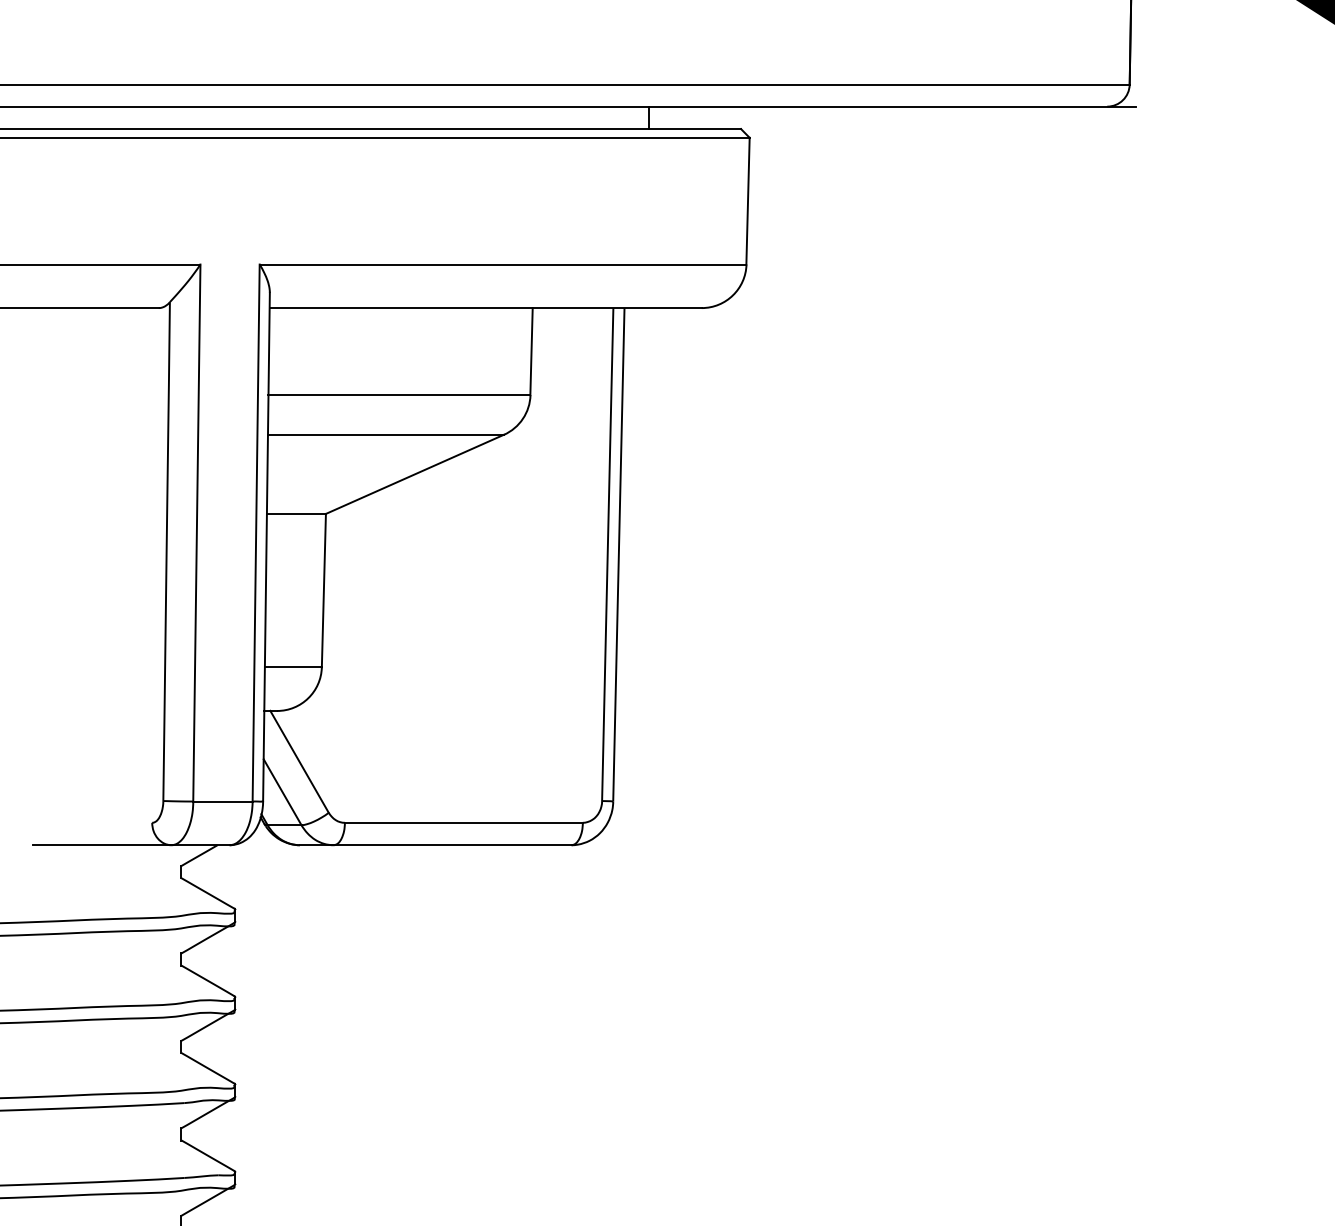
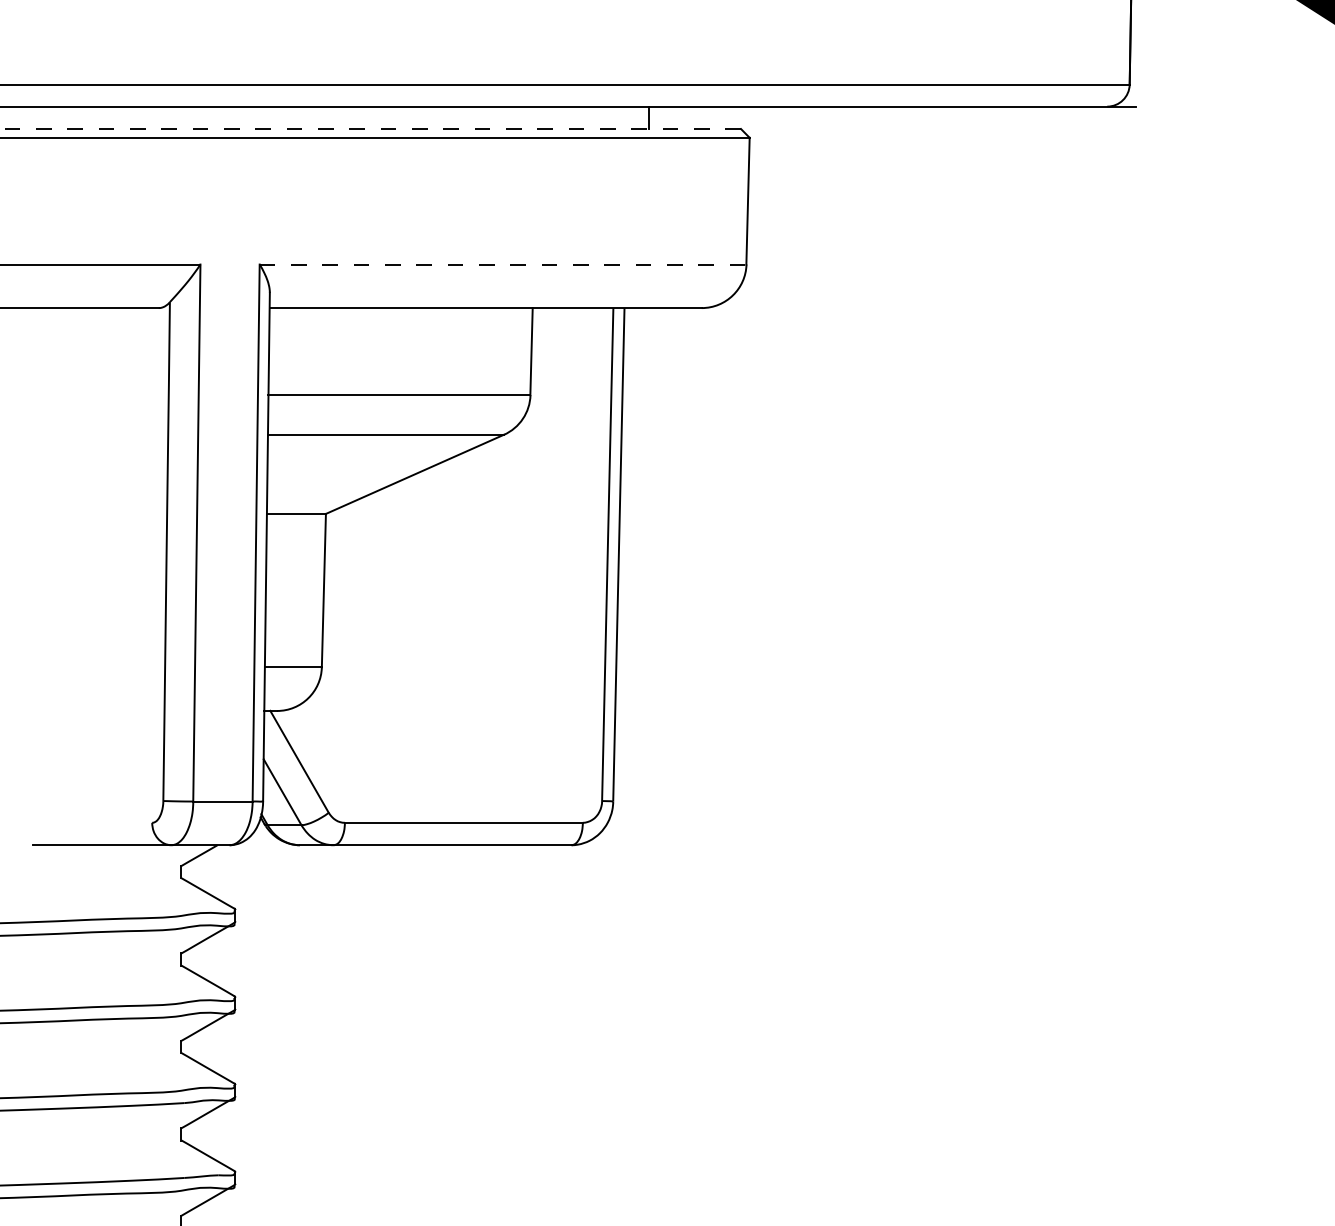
line: solid -> dashed (370, 129)
line: solid -> dashed (503, 264)
